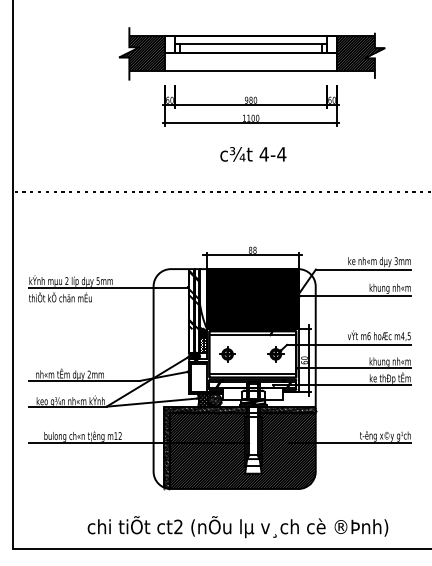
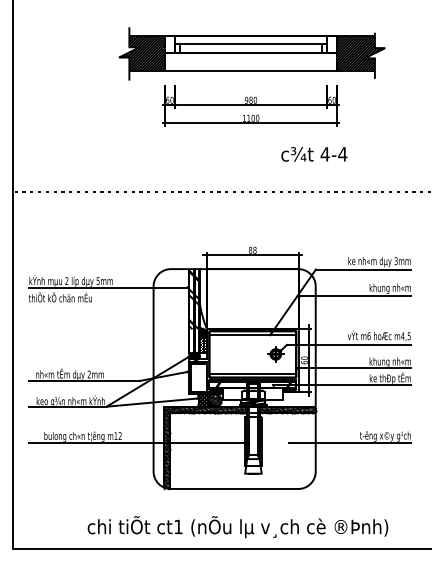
text position: (253, 154) -> (314, 154) (314, 154)
fill: present -> none (252, 299)
part: present -> none (227, 354)
hatch: present -> none (242, 450)
text: ct2 -> ct1 (178, 526)
